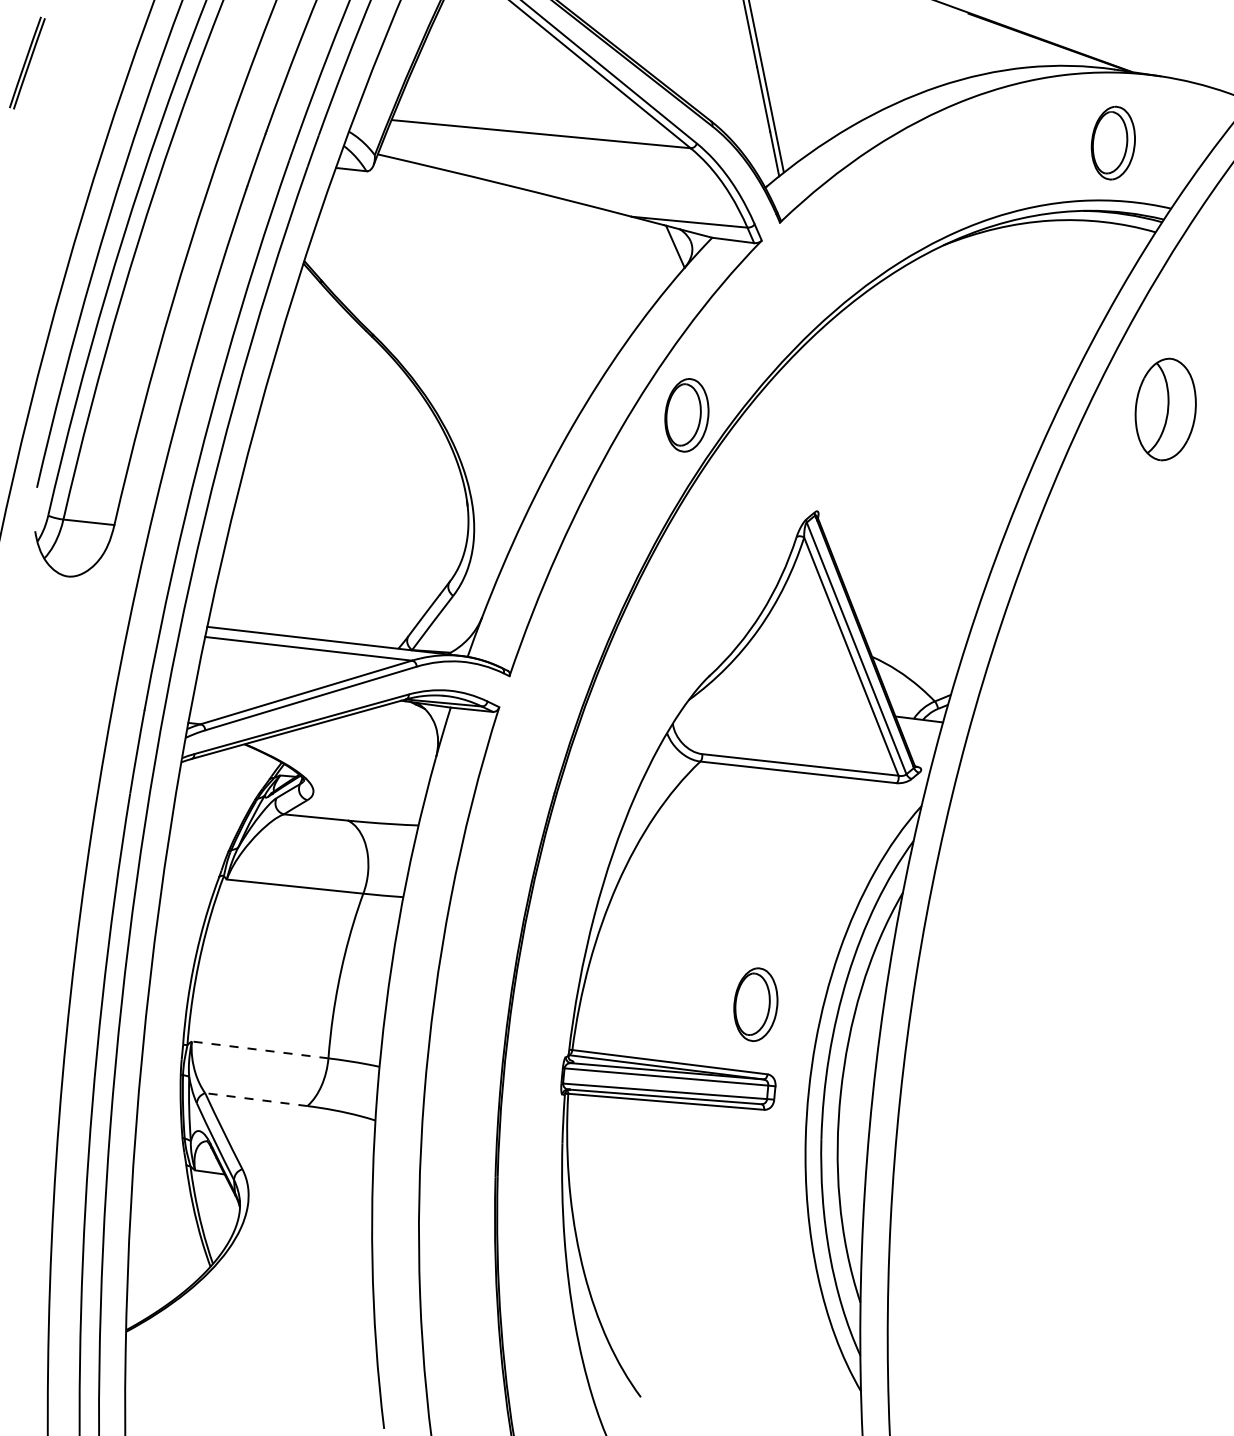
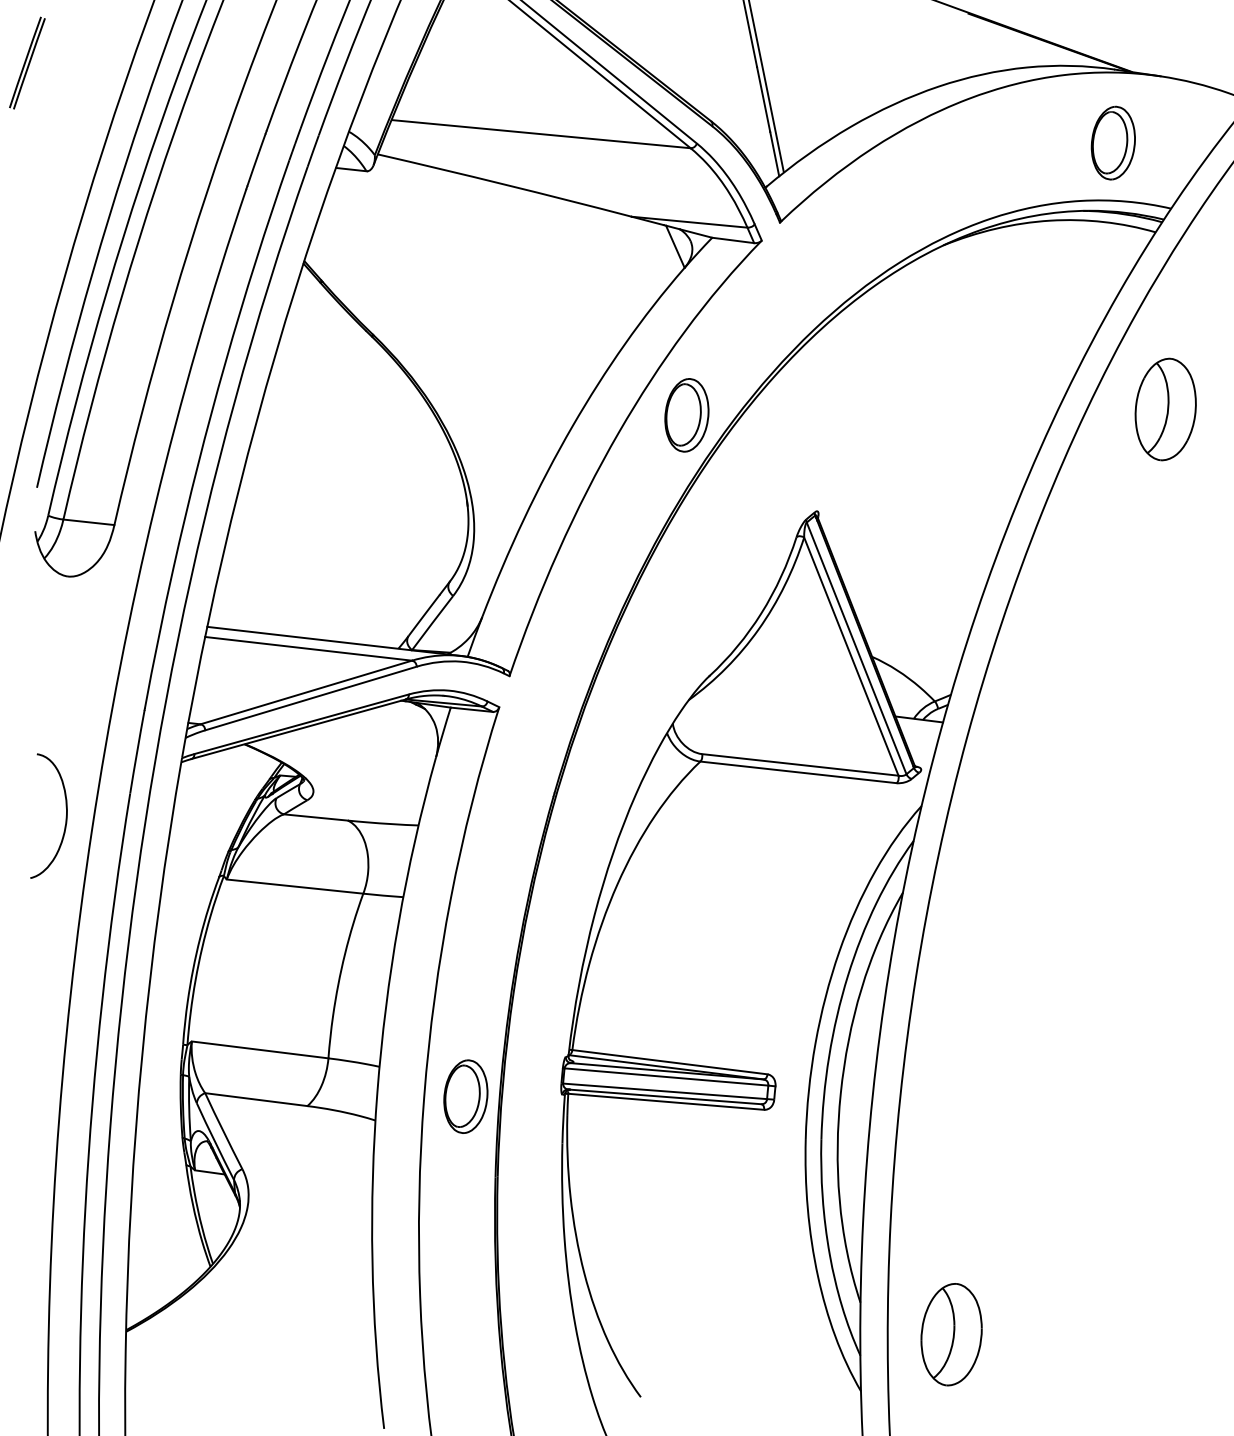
curve: none -> present (65, 816)
part position: (755, 1004) -> (465, 1096) (465, 1096)
line: dashed -> solid (260, 1049)
line: dashed -> solid (256, 1099)
part: none -> present (951, 1334)
